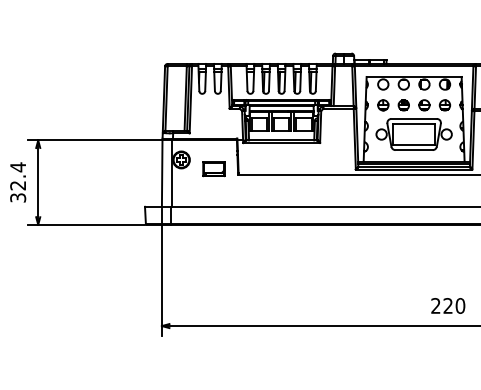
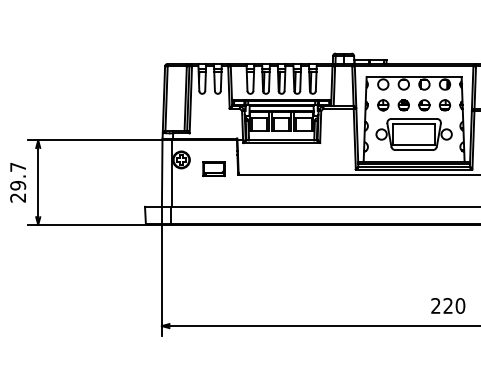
text: 32.4 -> 29.7 (18, 182)
